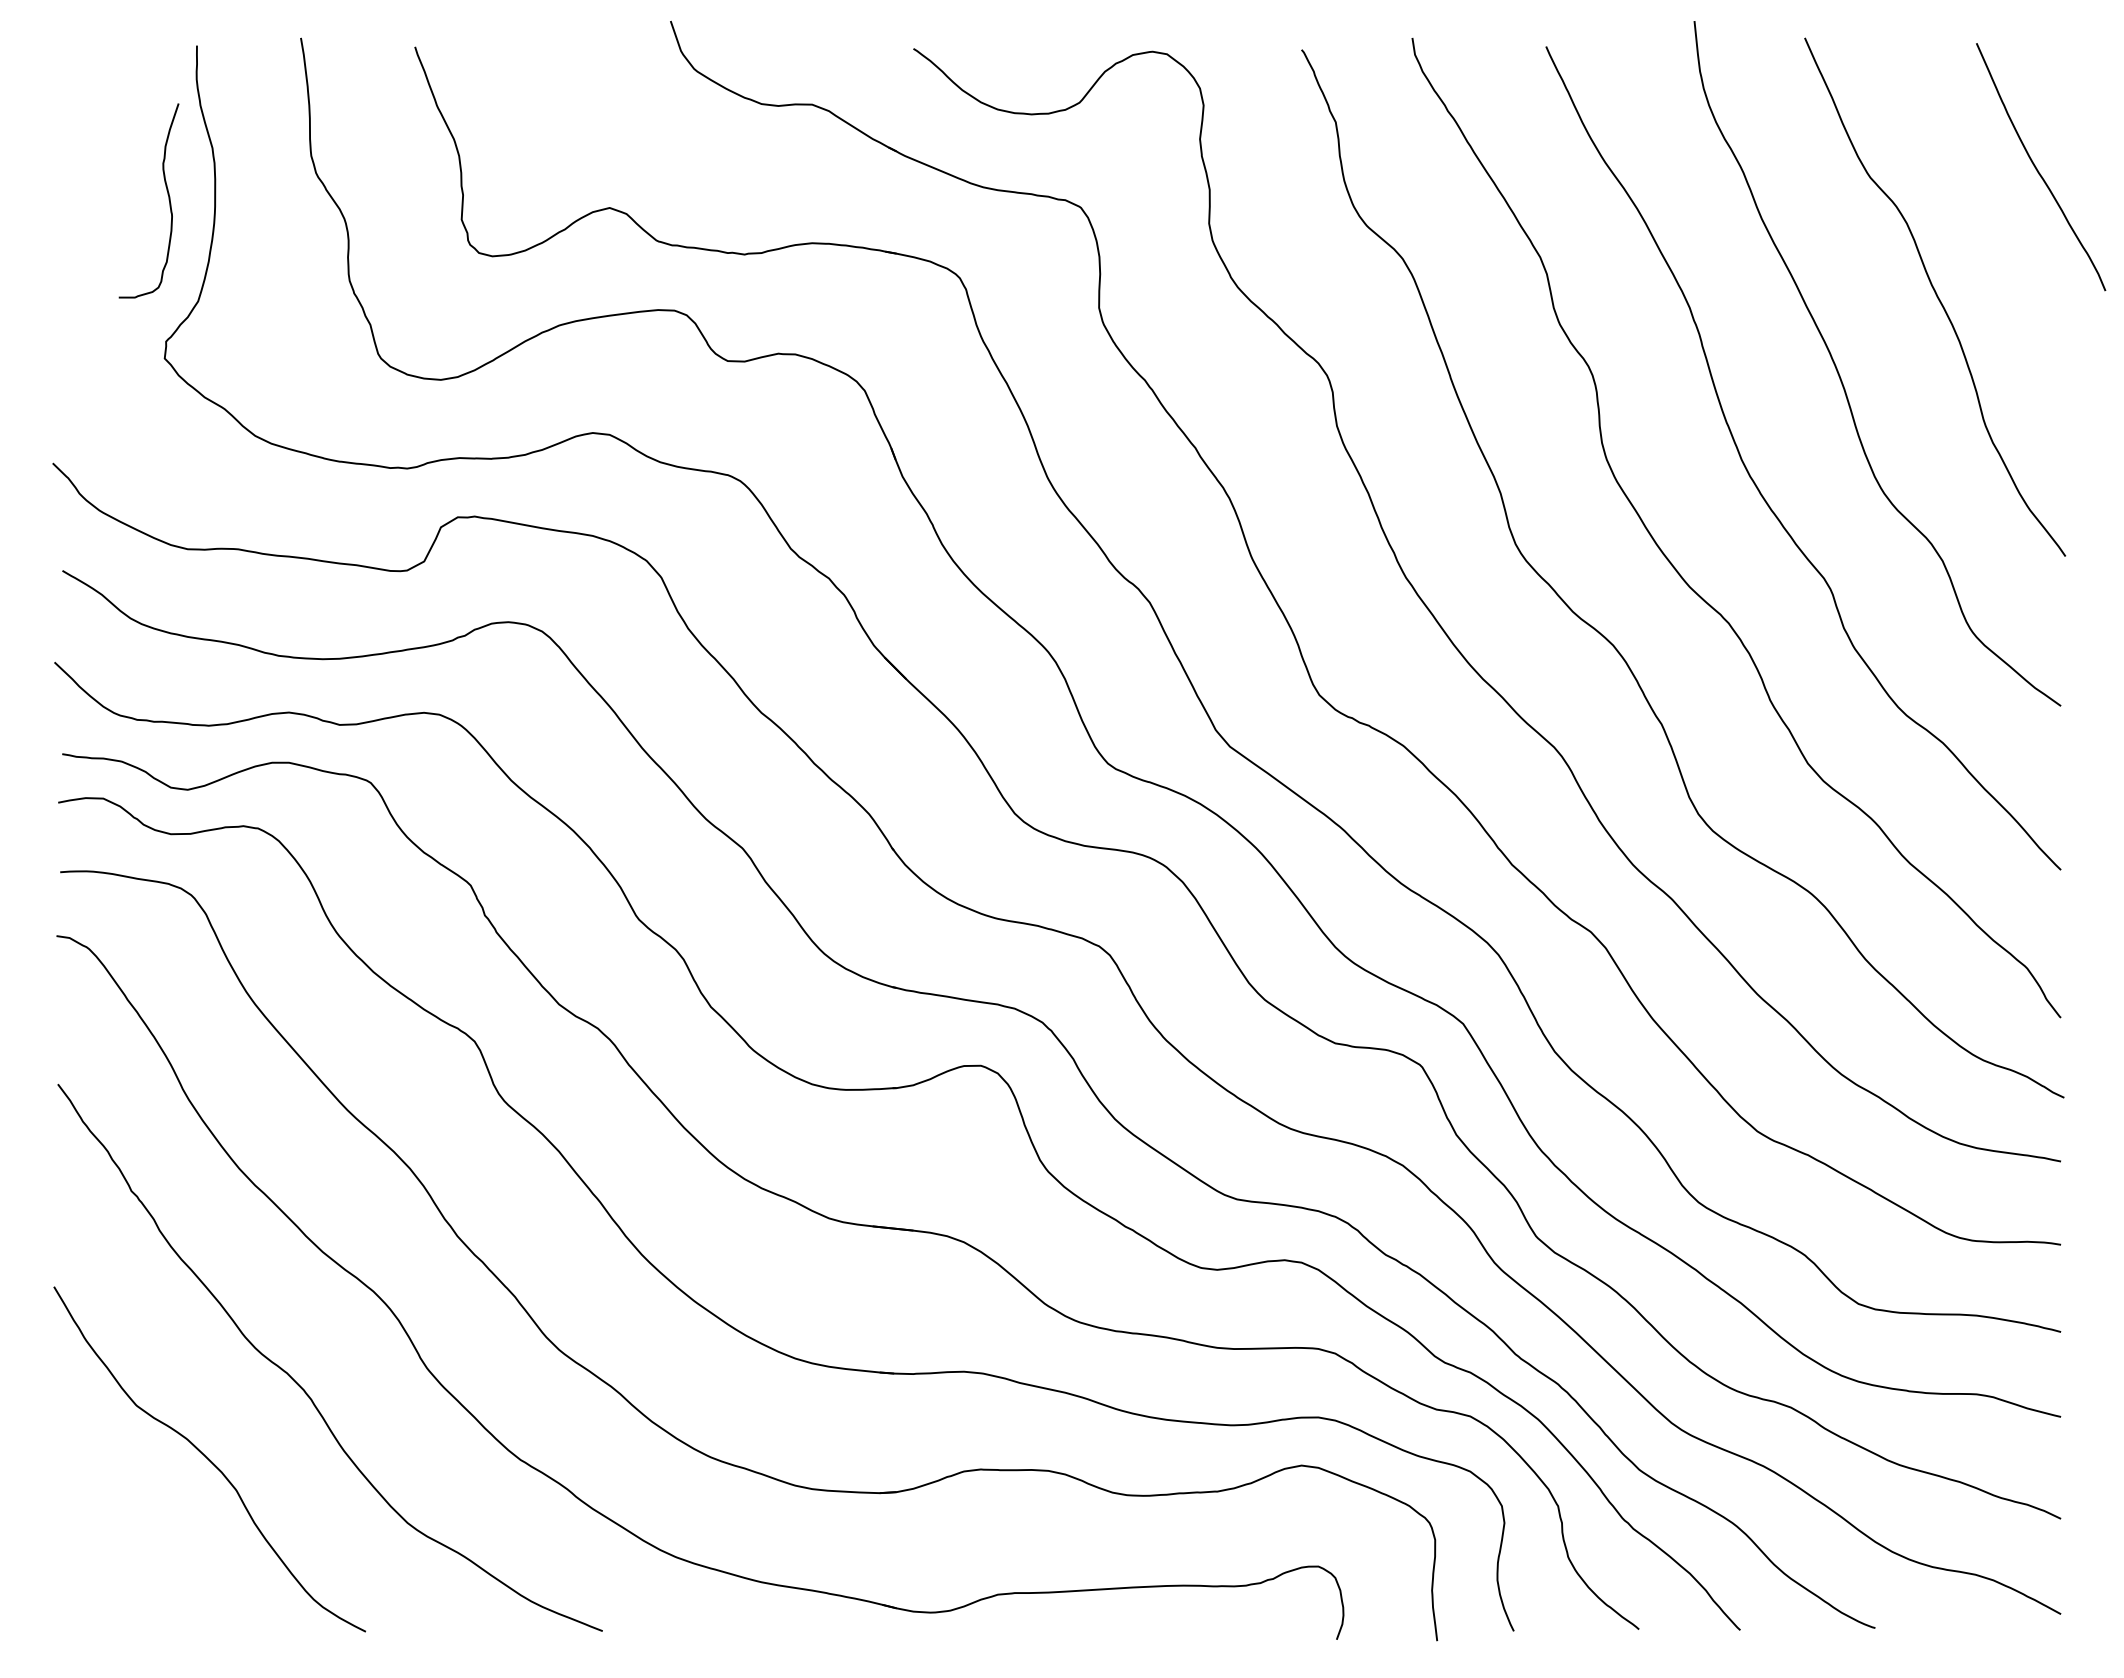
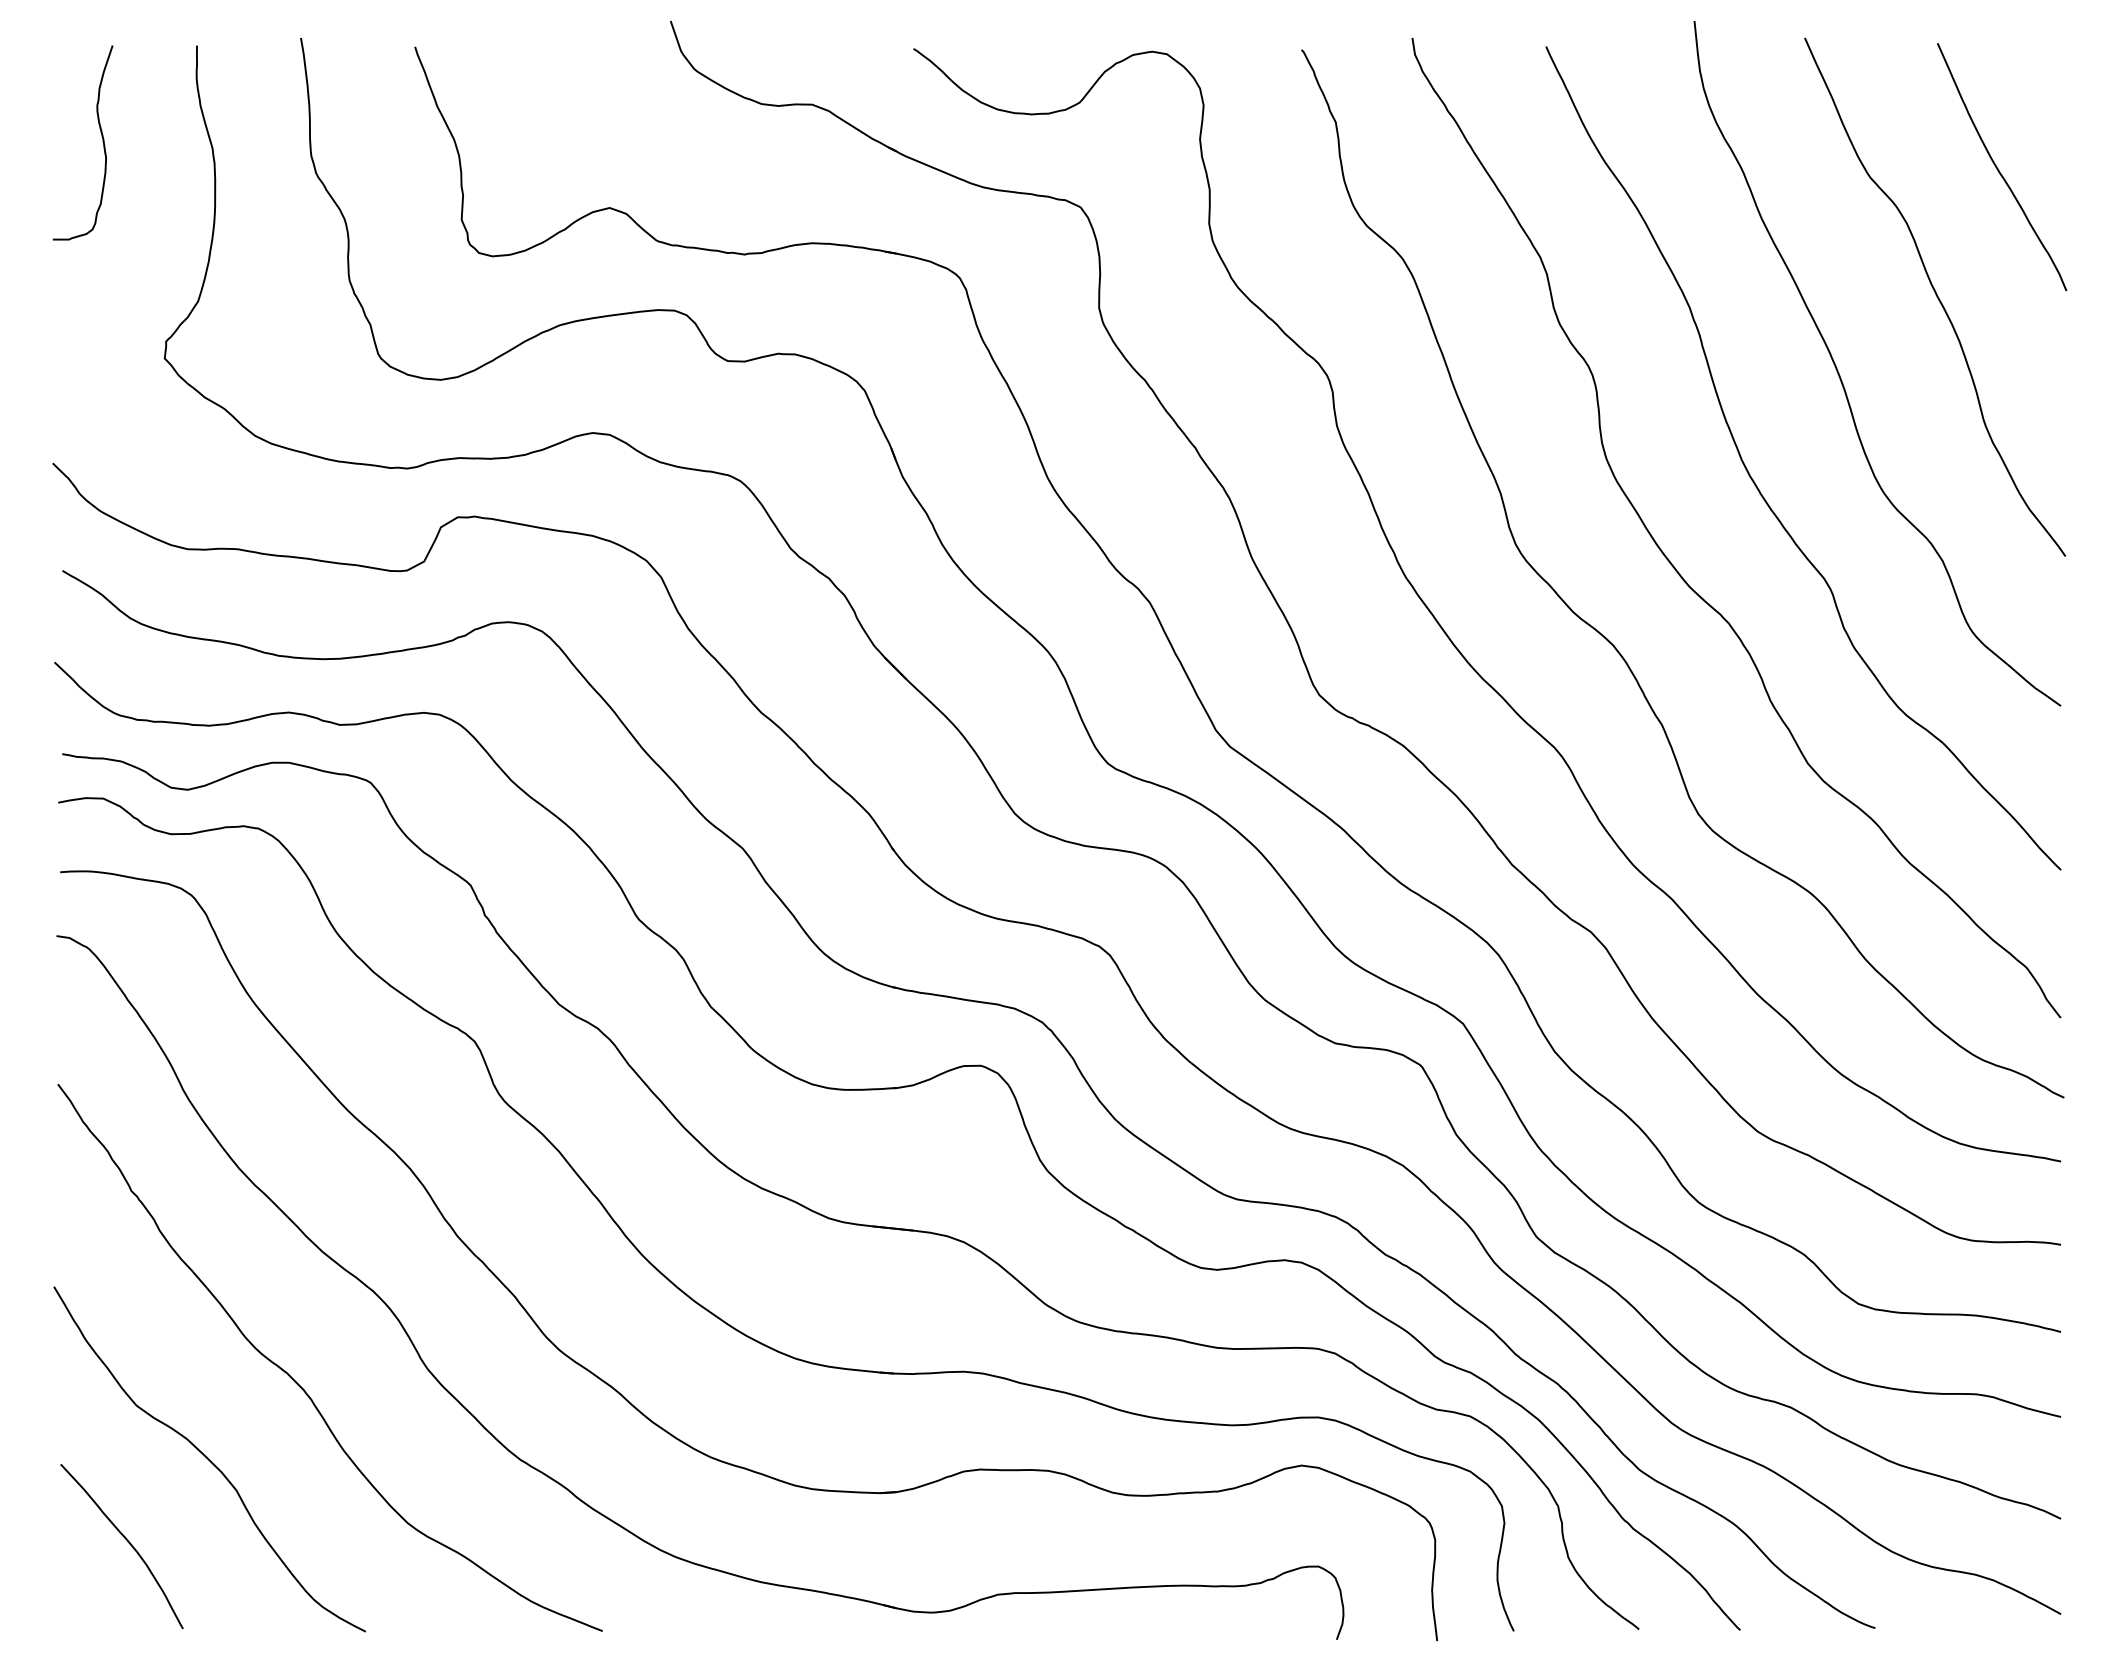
curve position: (2037, 168) -> (1998, 168) (1998, 168)
curve position: (167, 194) -> (101, 136) (101, 136)
curve: none -> present (127, 1542)
